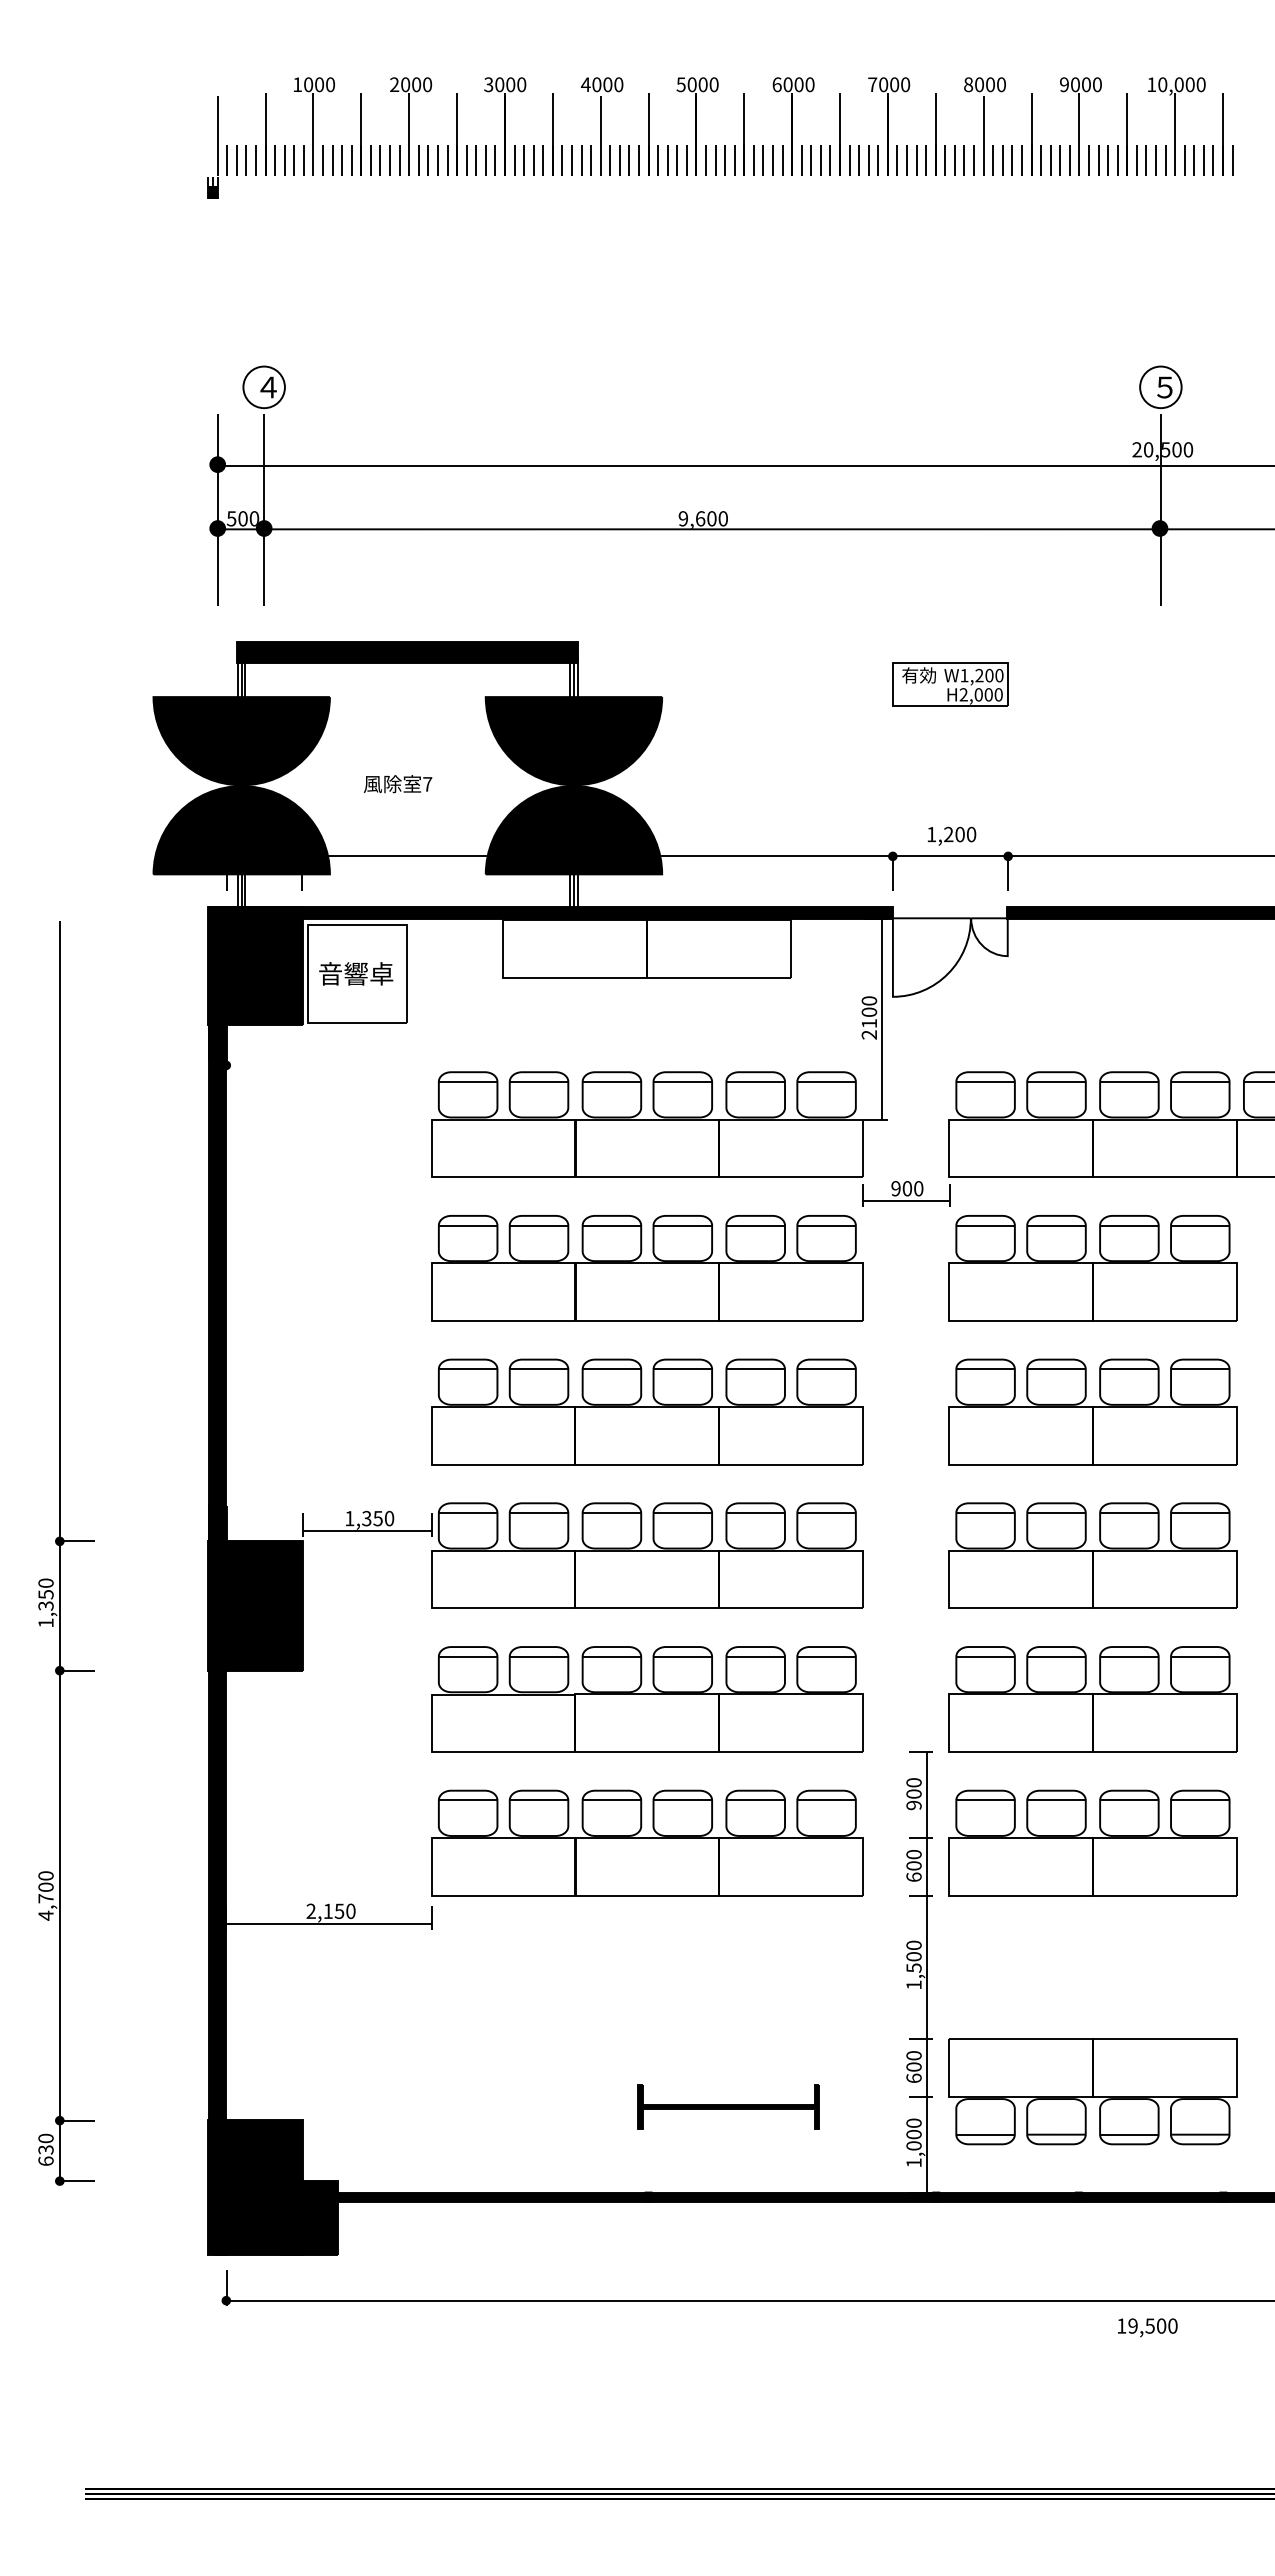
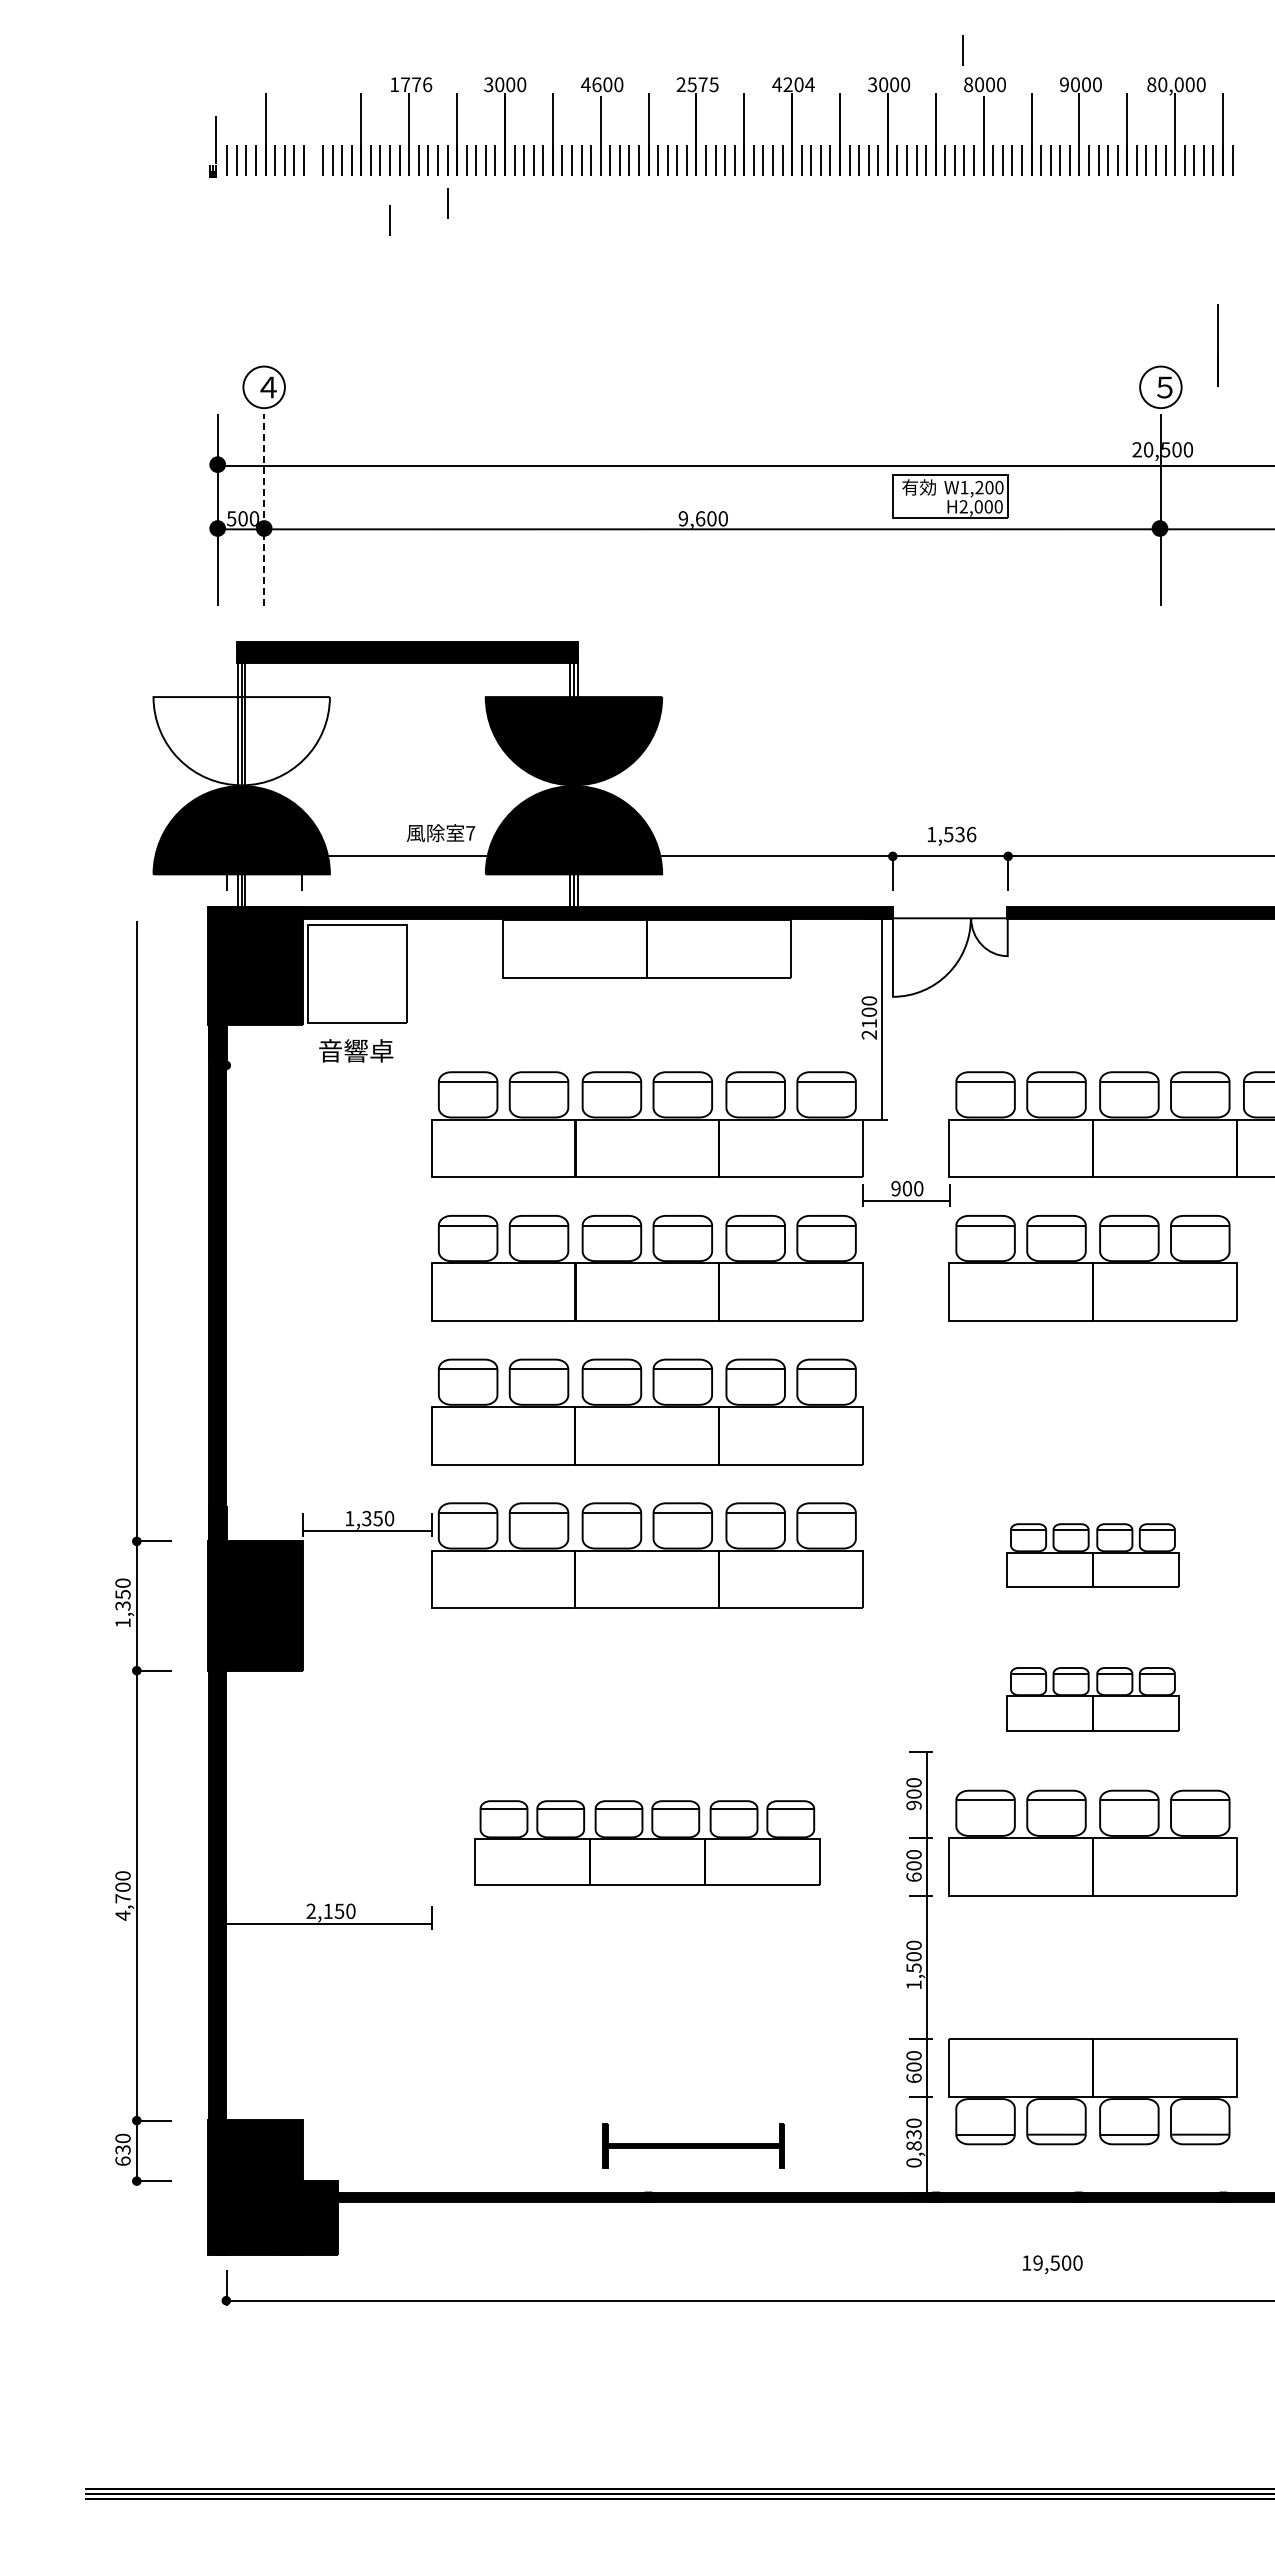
line: none -> present (962, 50)
text: 2000 -> 1776 (411, 84)
text: 4000 -> 4600 (596, 84)
text: 5000 -> 2575 (697, 84)
text: 6000 -> 4204 (793, 84)
text: 7000 -> 3000 (872, 84)
text: 10,000 -> 80,000 (1151, 84)
part: present -> none (314, 126)
part size: 12x103 px -> 8x62 px (212, 146)
line: none -> present (447, 203)
line: none -> present (389, 220)
line: none -> present (1217, 345)
line: solid -> dashed (264, 510)
part position: (950, 684) -> (950, 496) (950, 496)
fill: present -> none (241, 741)
text position: (397, 784) -> (440, 833) (440, 833)
text: 1,200 -> 1,536 (959, 834)
text position: (356, 973) -> (356, 1050) (356, 1050)
part: present -> none (1092, 1411)
part position: (66, 1553) -> (143, 1553) (143, 1553)
part size: 290x107 px -> 174x65 px (1092, 1555)
part: present -> none (647, 1699)
part size: 290x107 px -> 174x65 px (1092, 1699)
part size: 433x108 px -> 347x86 px (647, 1842)
part position: (728, 2106) -> (693, 2145) (693, 2145)
text: 1,000 -> 0,830 (913, 2148)
text position: (1147, 2327) -> (1052, 2264) (1052, 2264)
